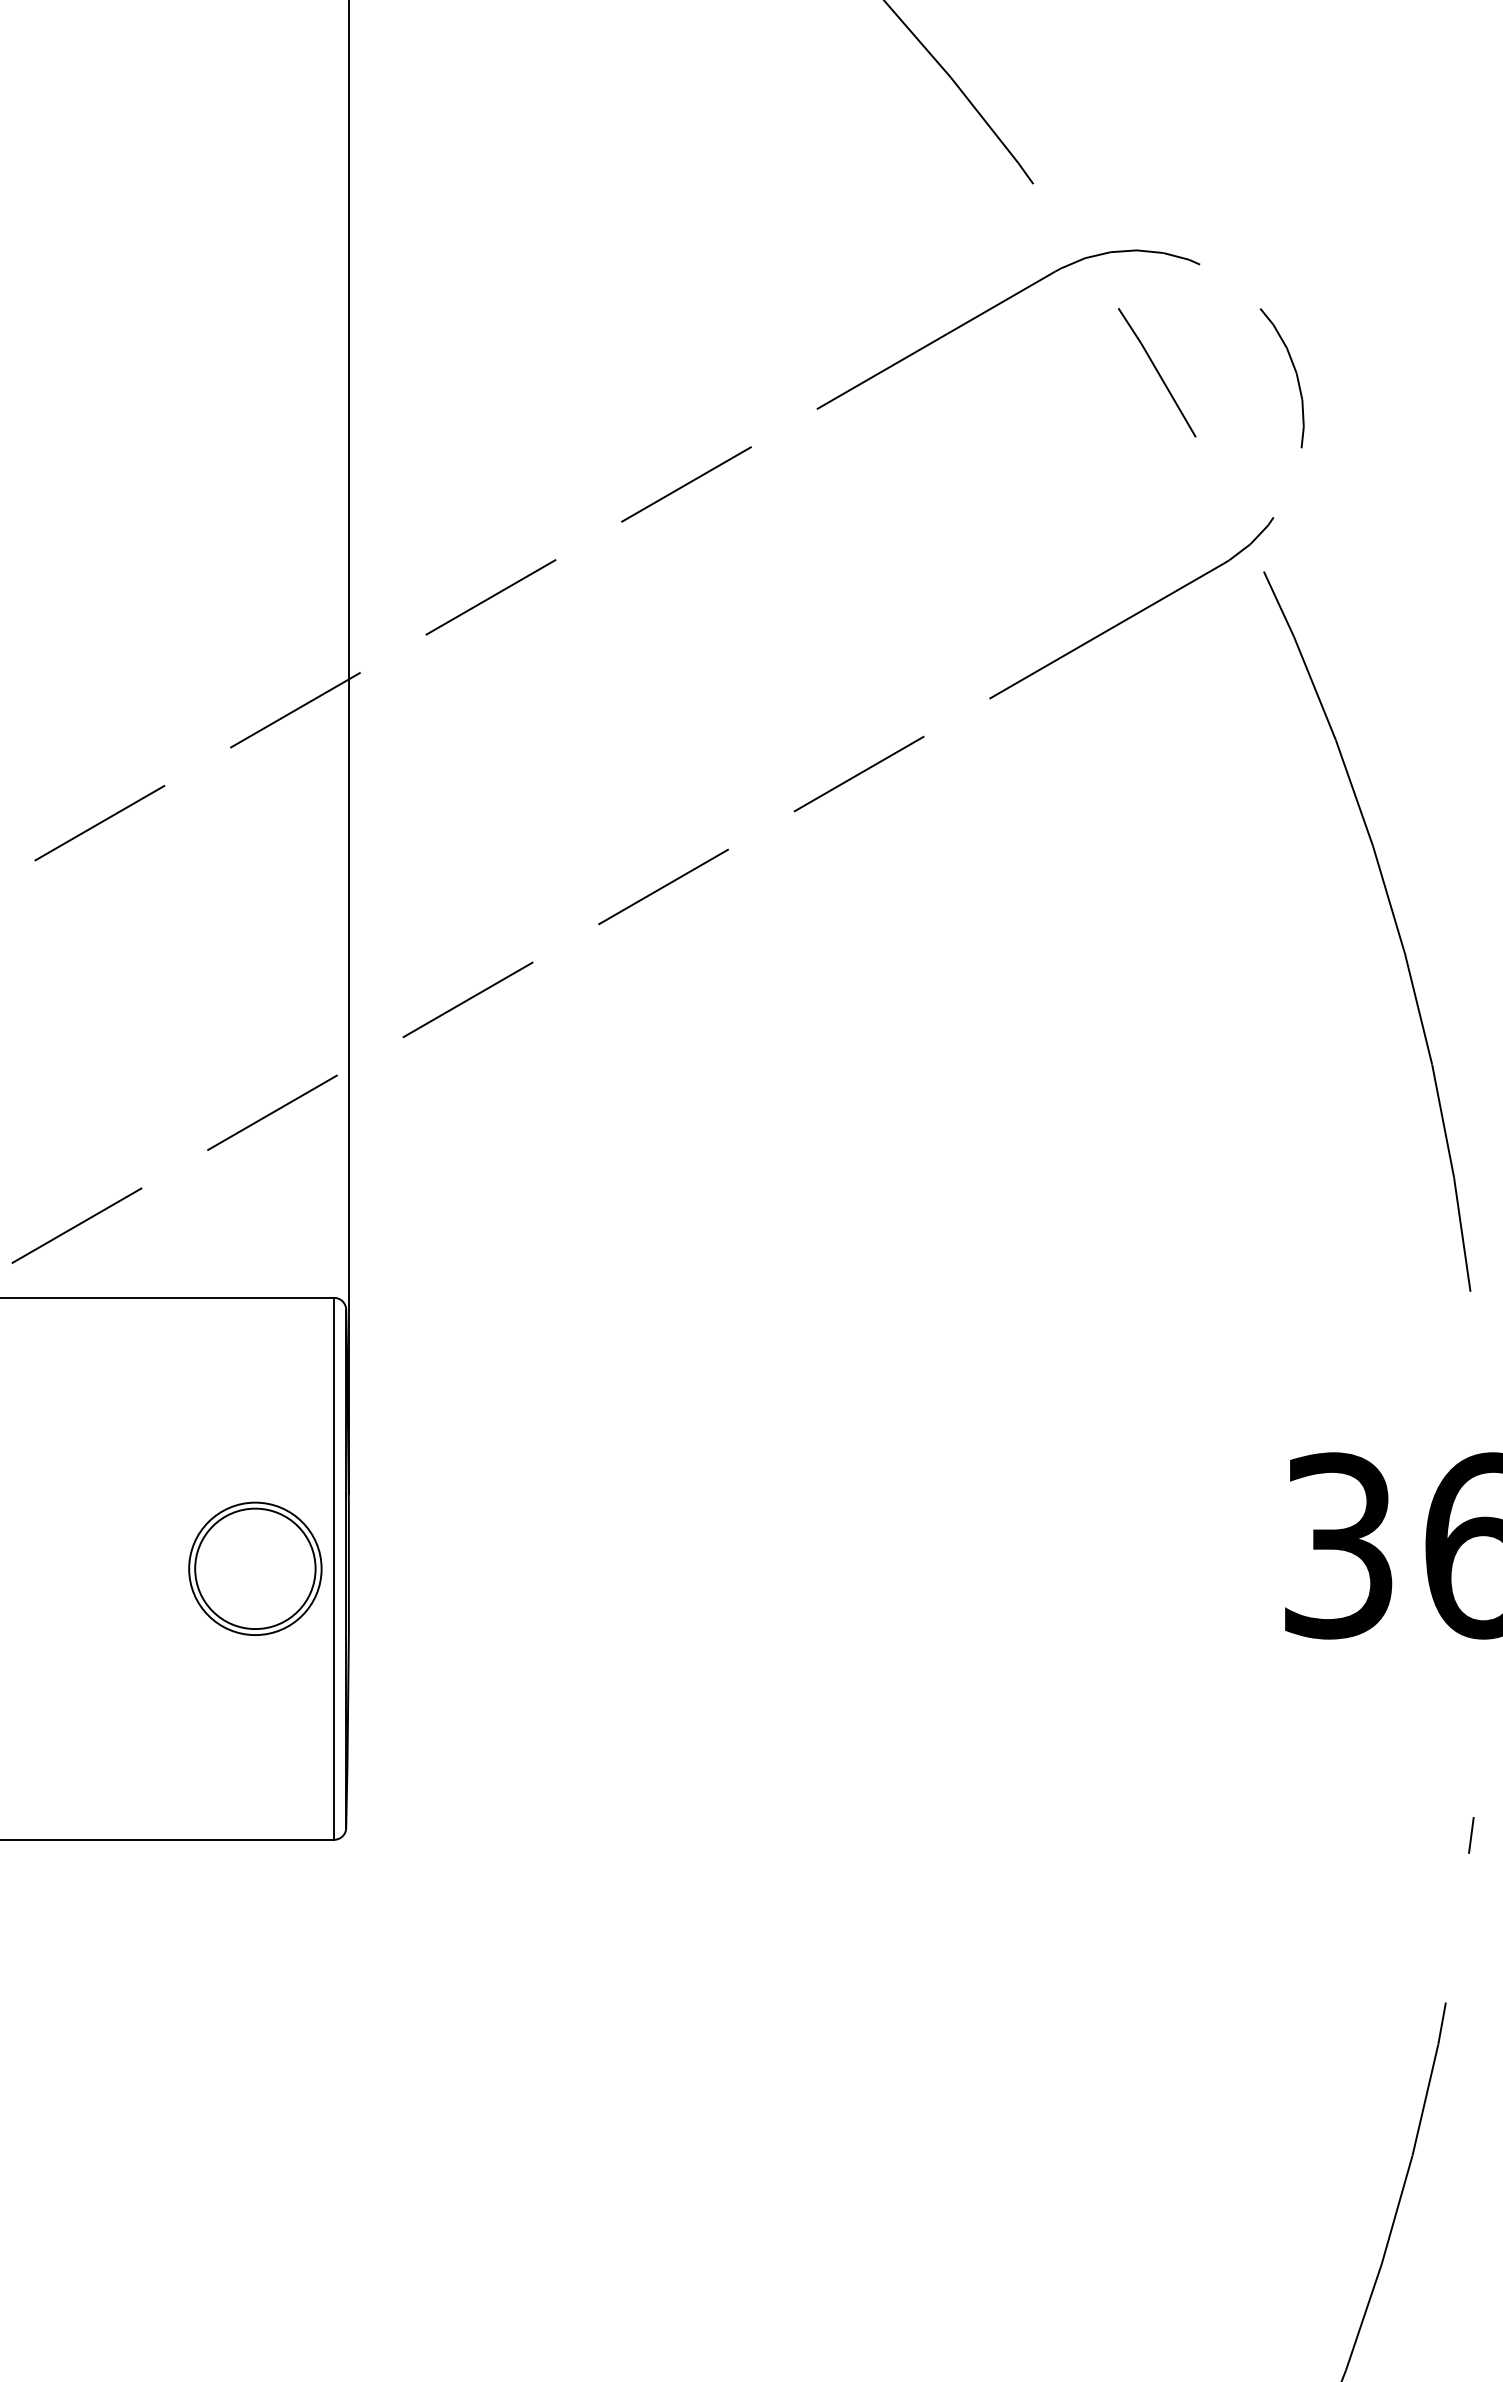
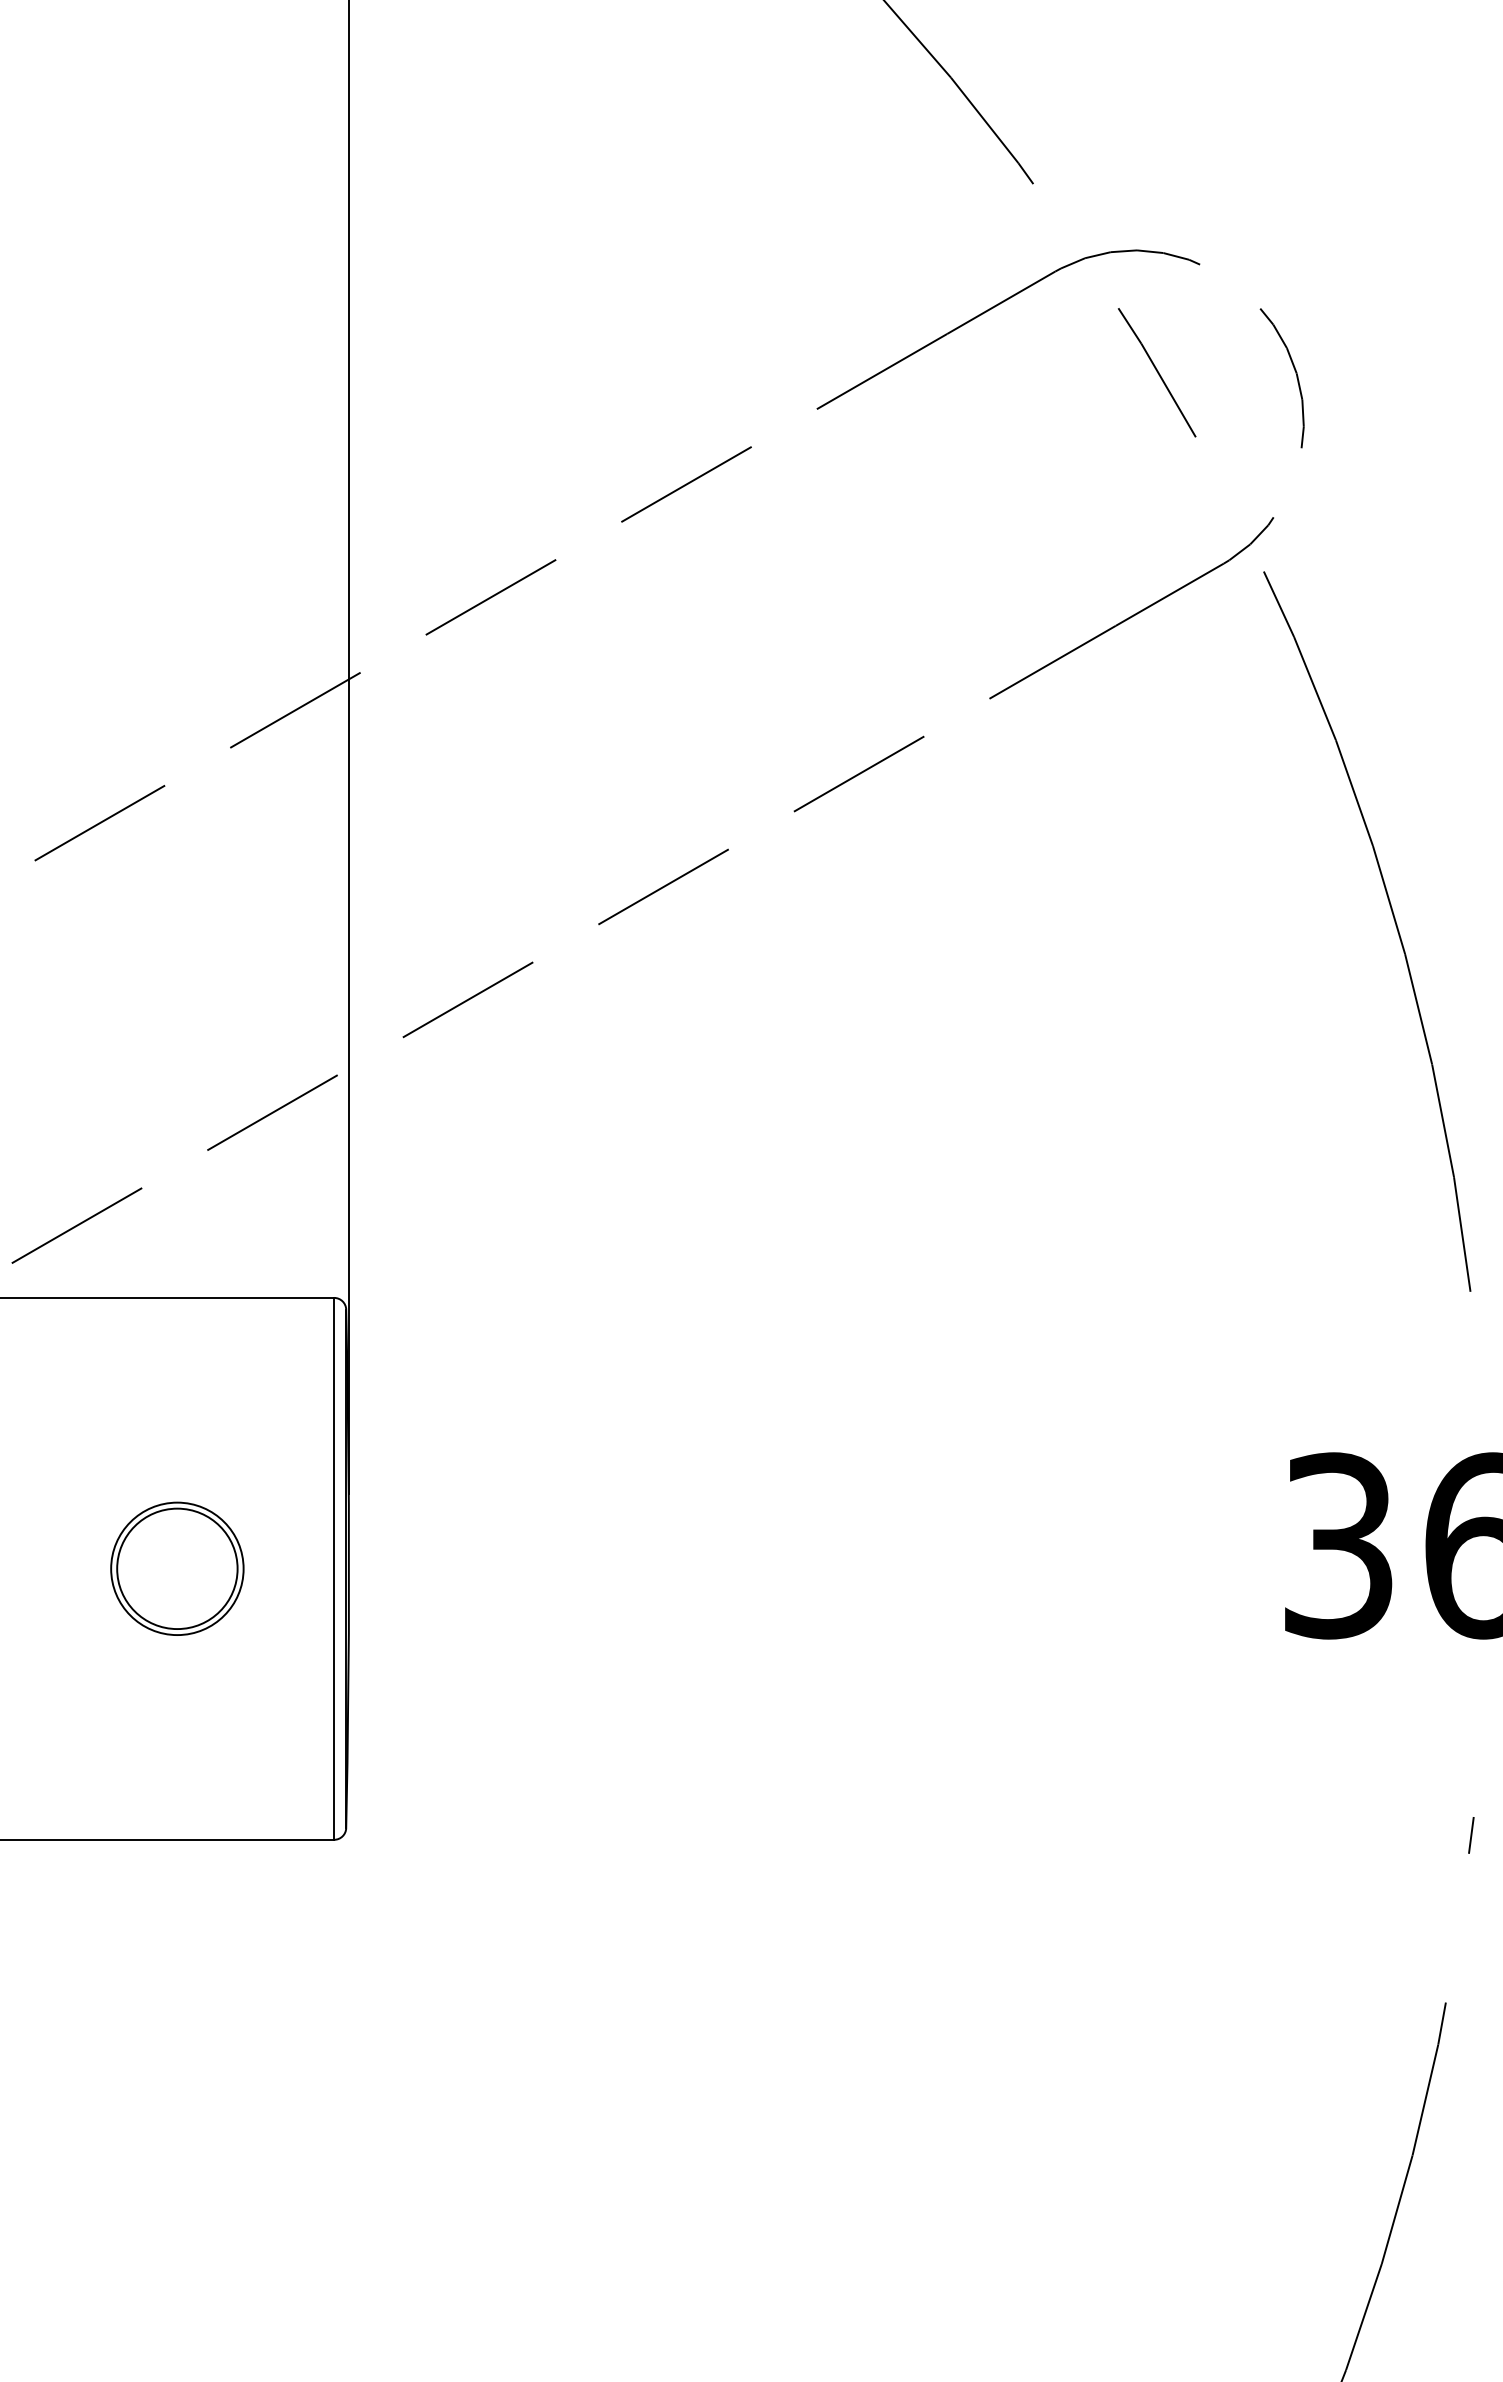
part position: (255, 1568) -> (177, 1568) (177, 1568)
